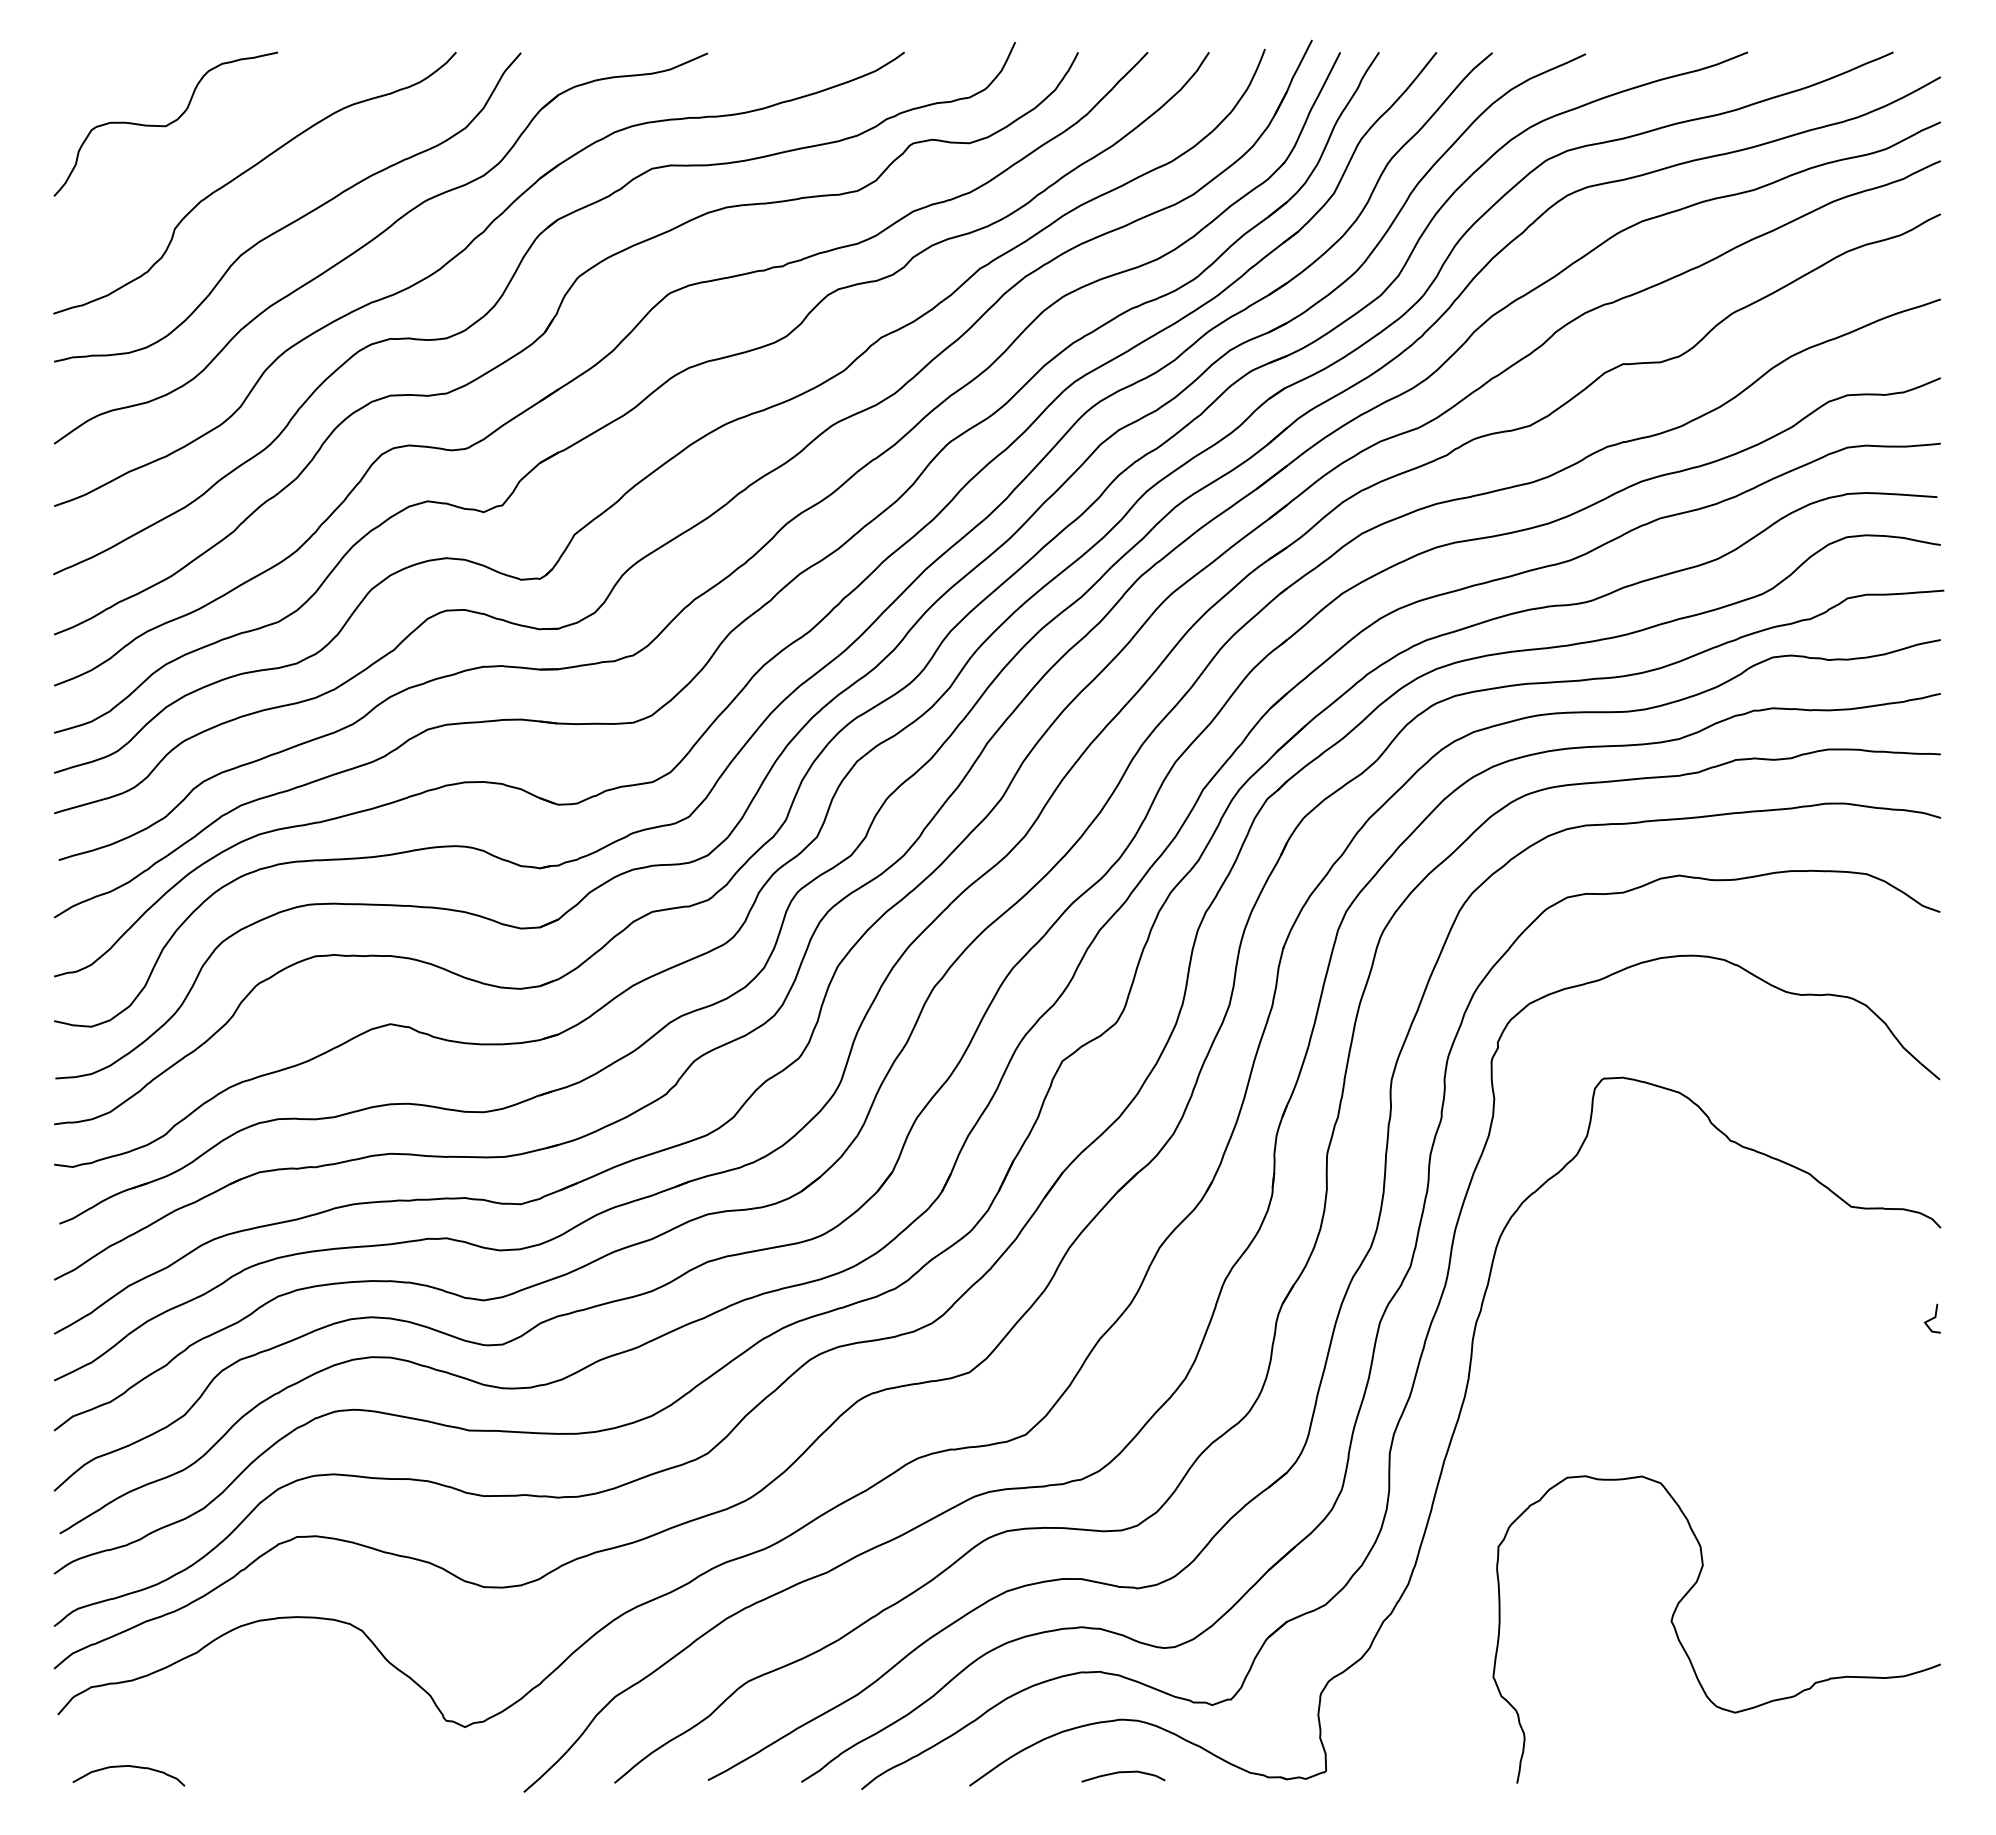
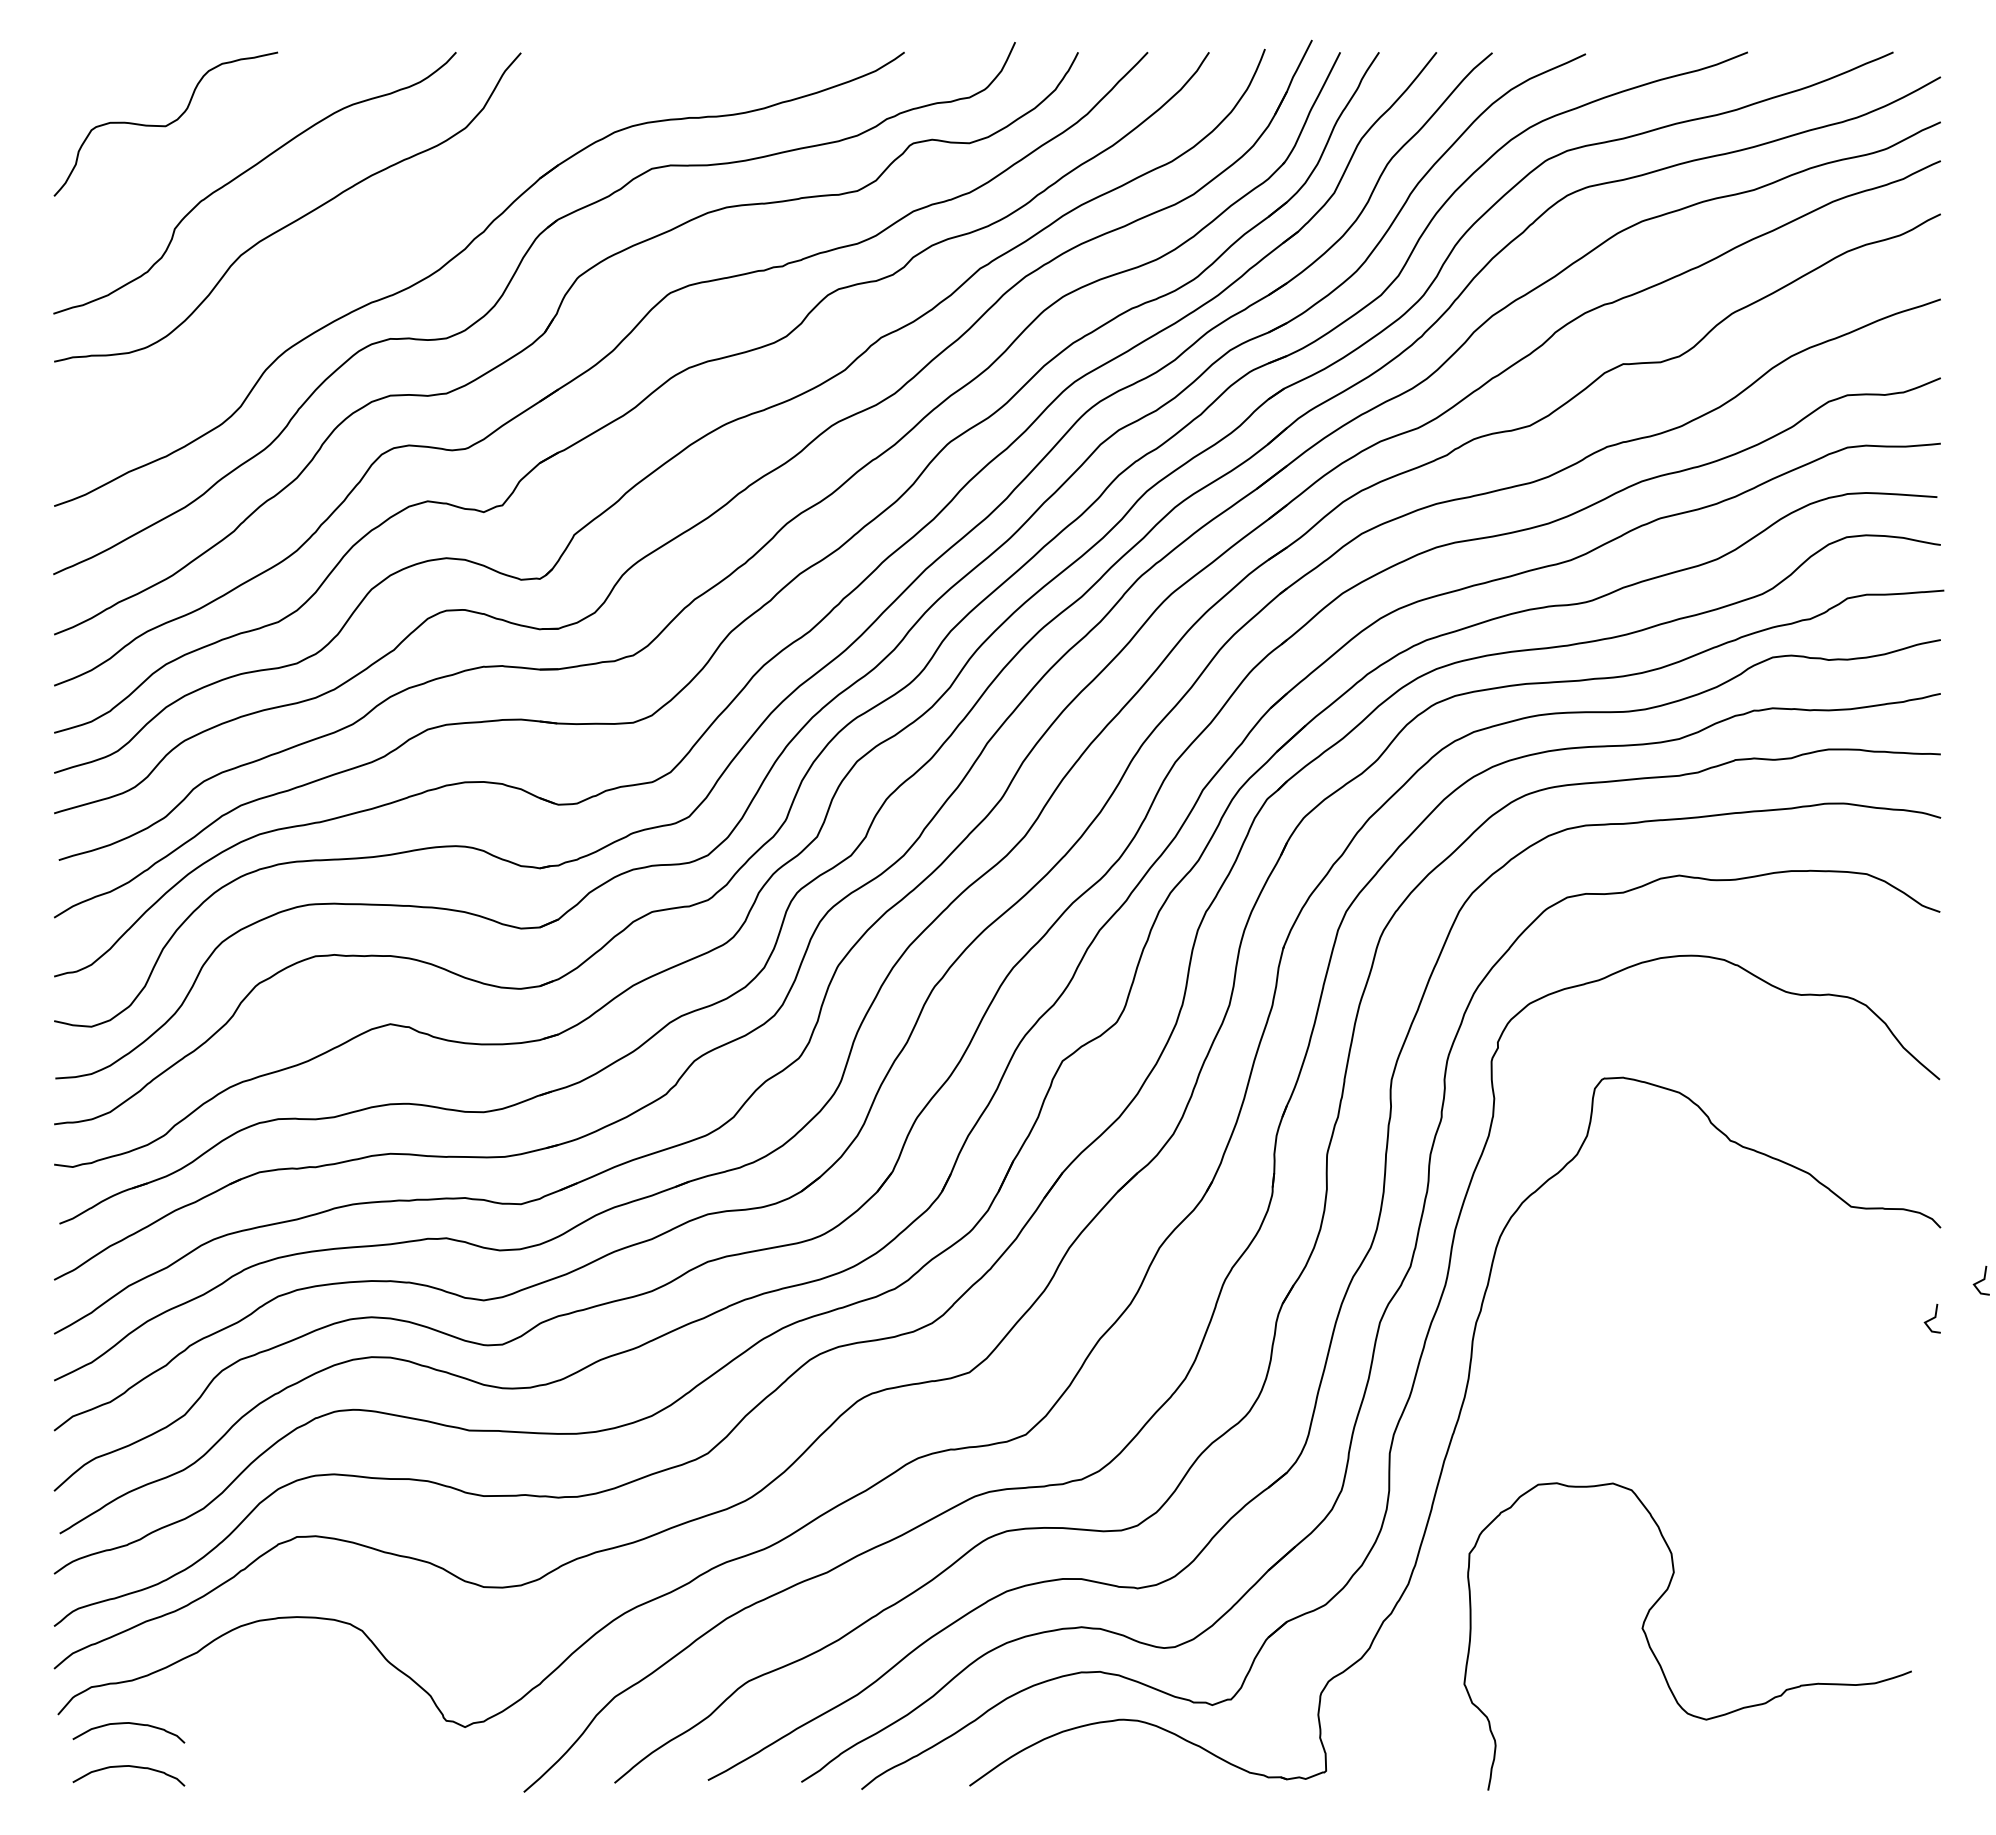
part: present -> none (373, 240)
line: none -> present (1980, 1280)
curve position: (1684, 1647) -> (1655, 1654) (1655, 1654)
curve: none -> present (130, 1724)
curve: present -> none (1122, 1773)
